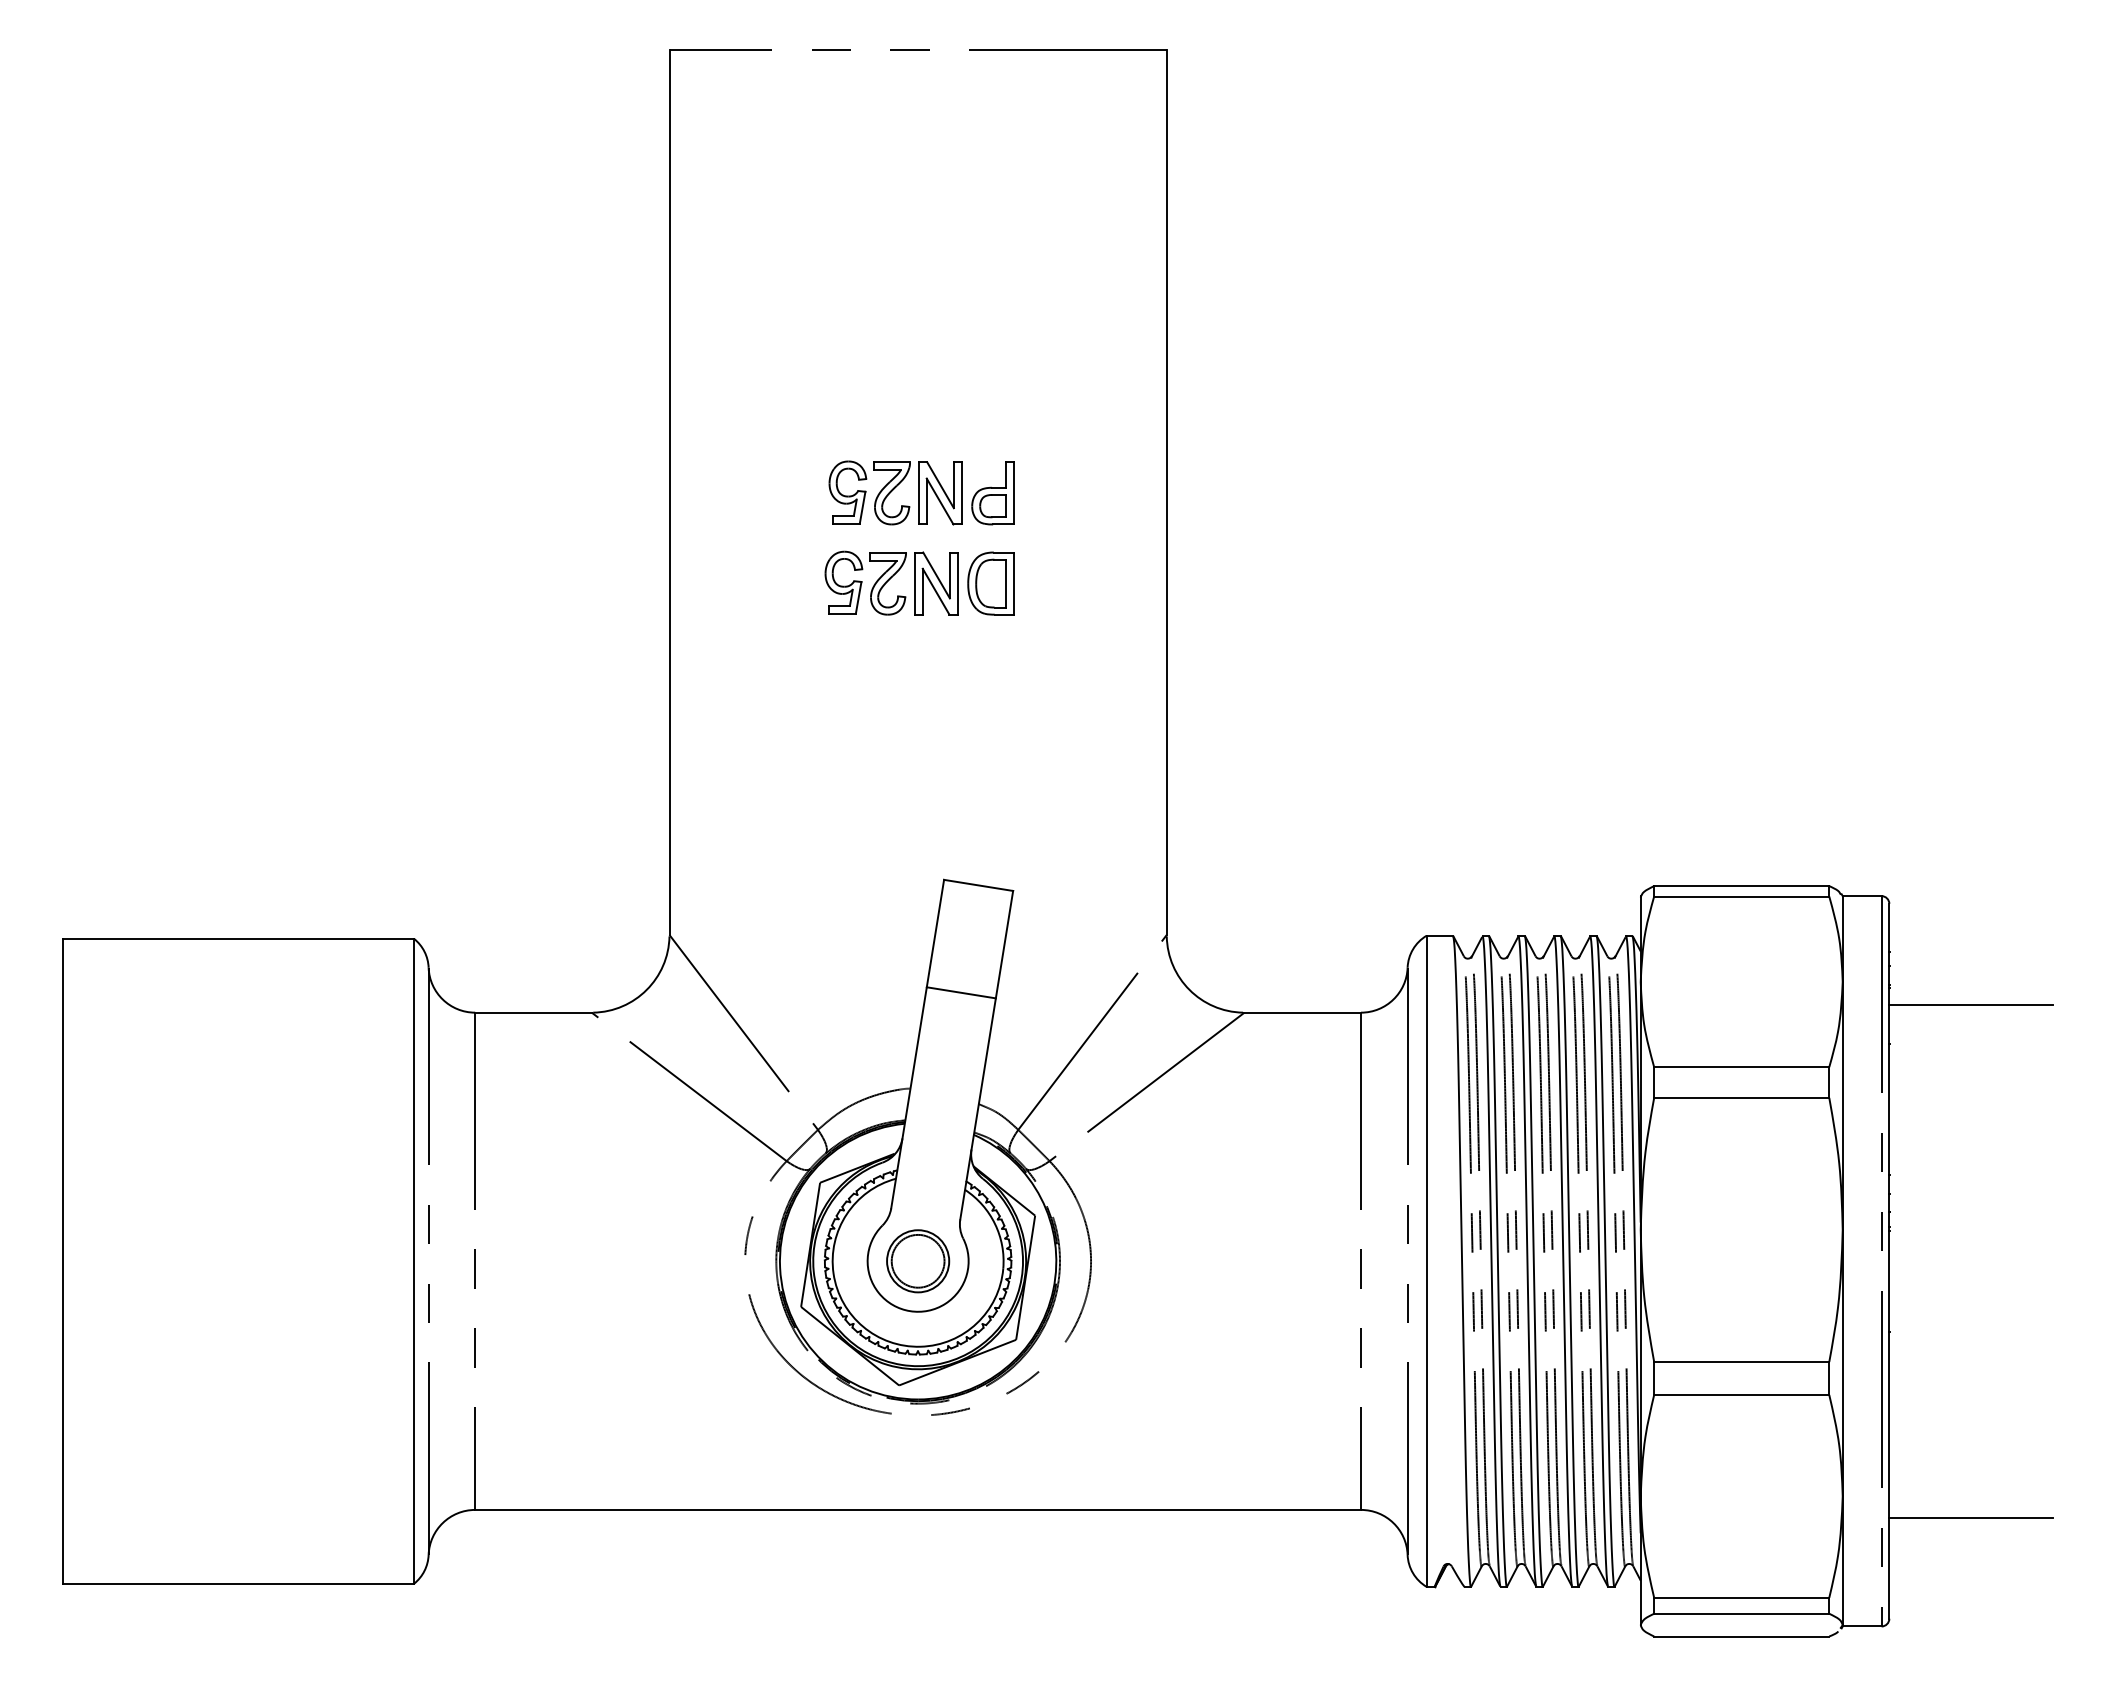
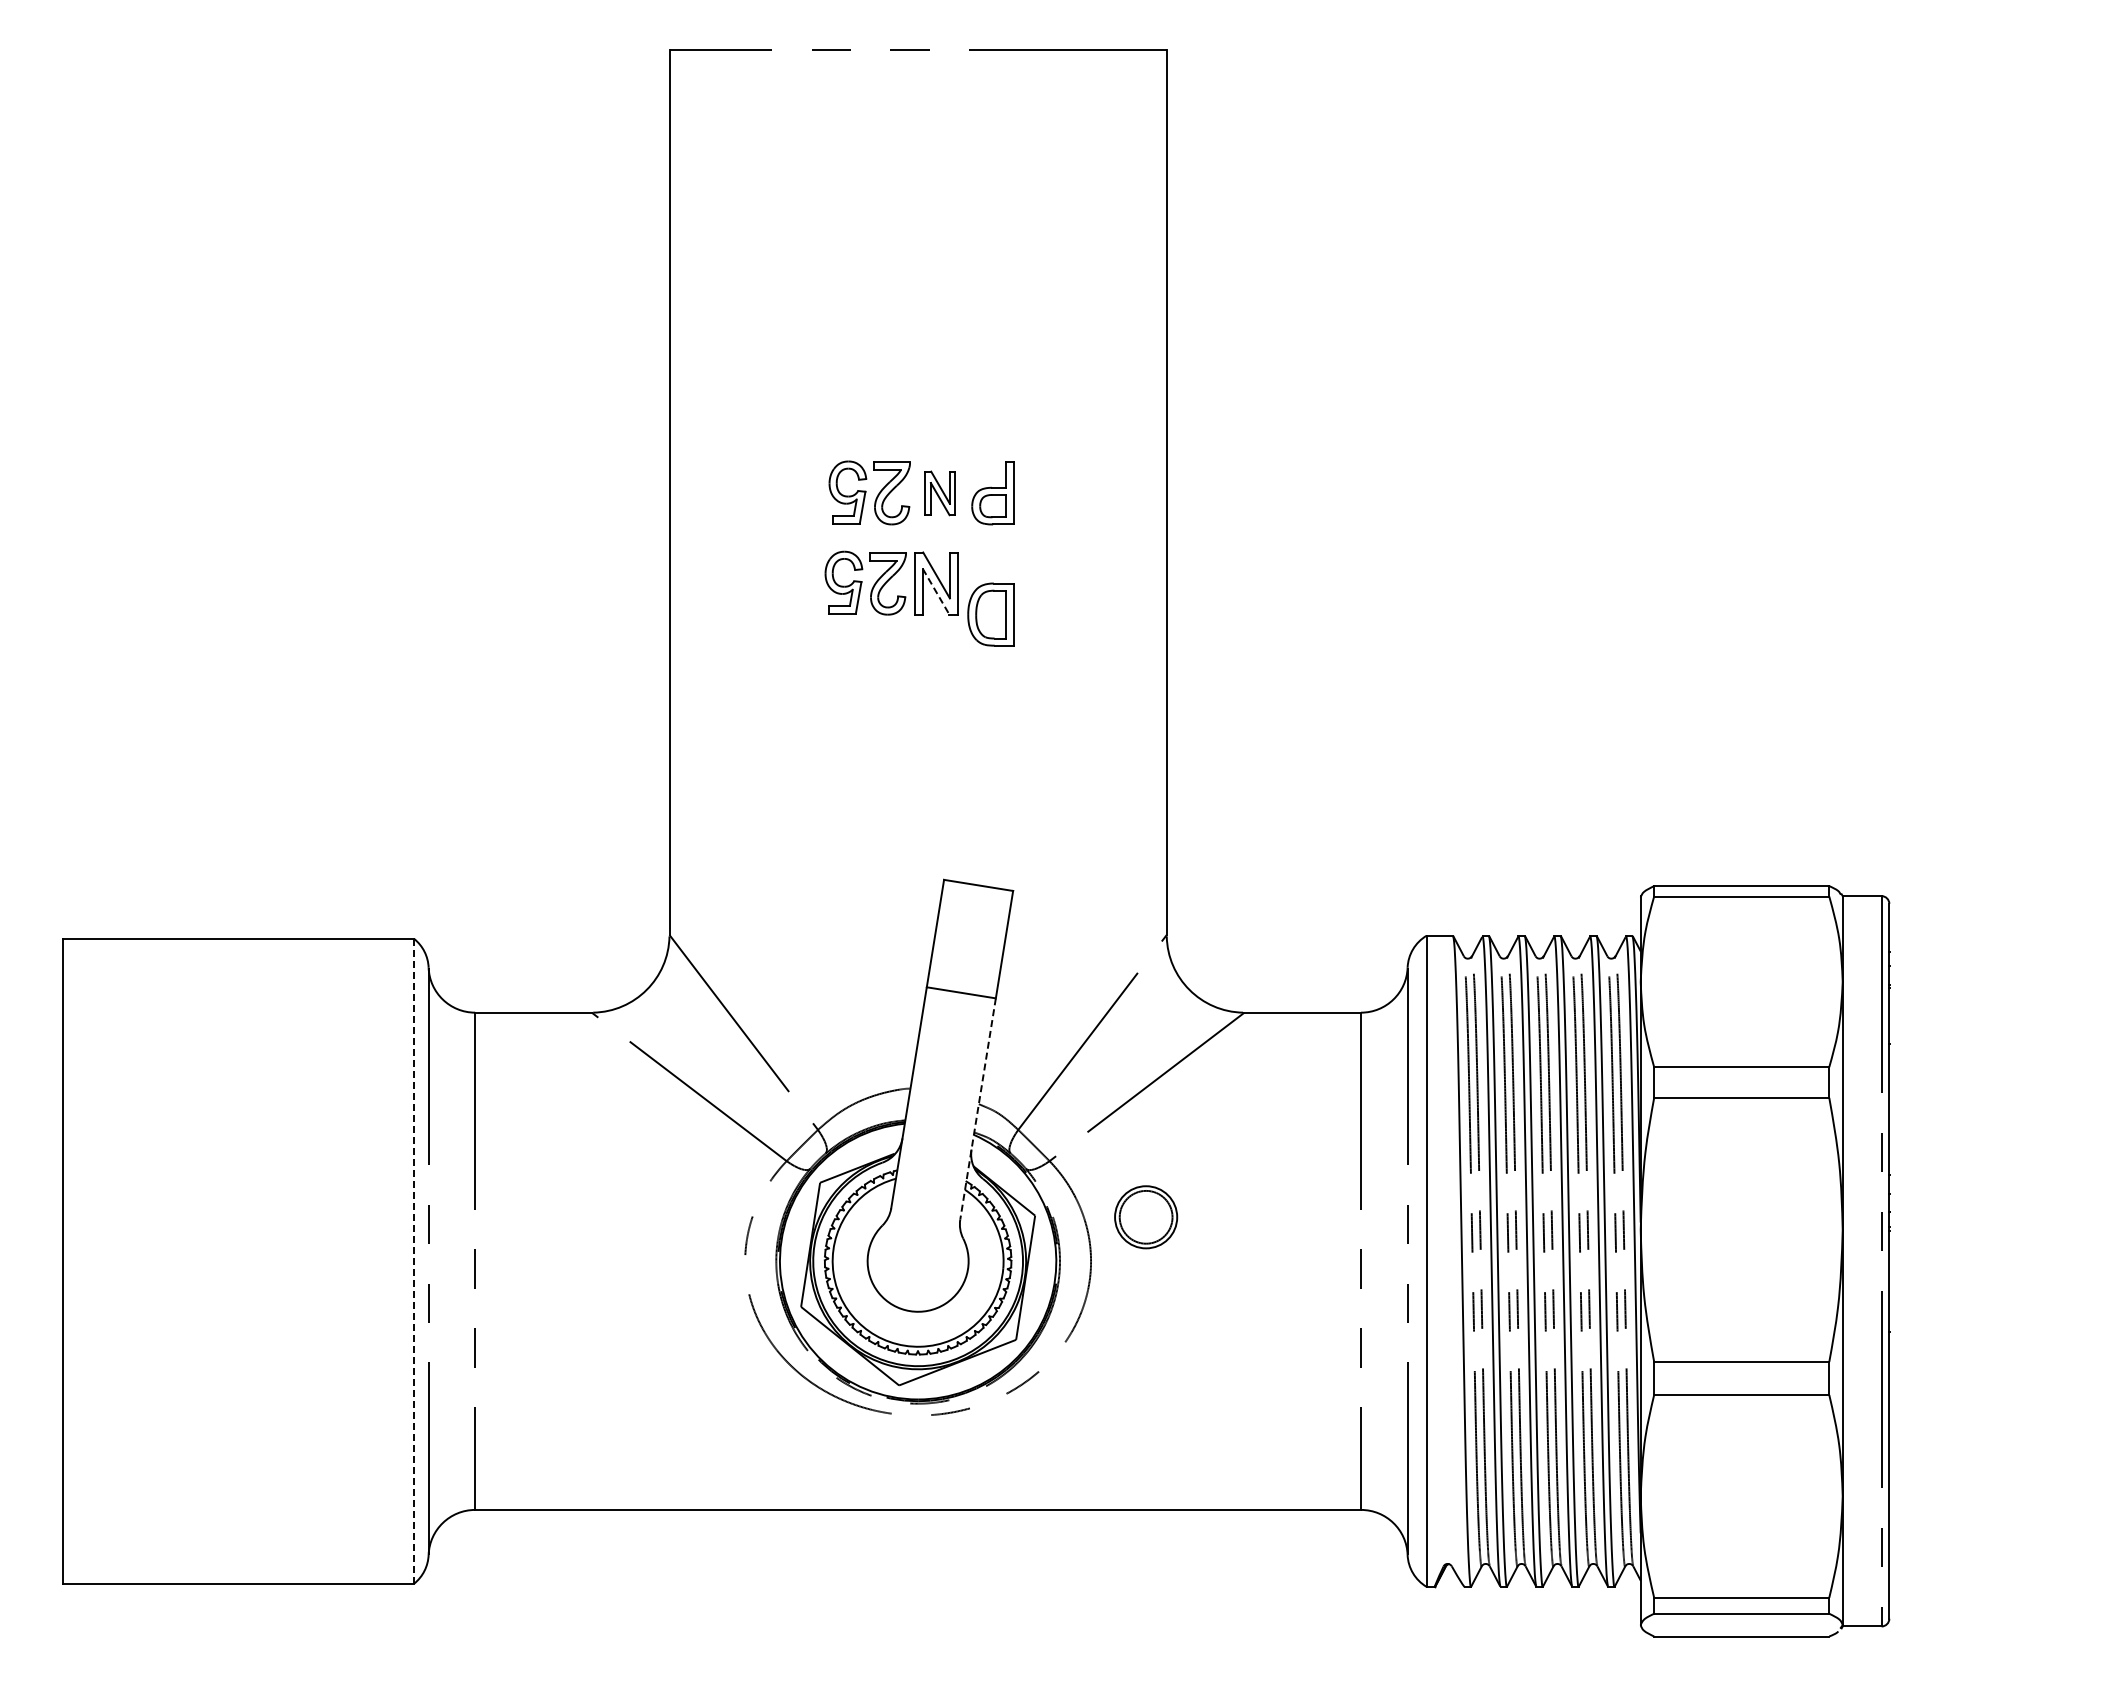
part size: 45x65 px -> 32x47 px (939, 493)
part position: (990, 583) -> (990, 614) (990, 614)
line: solid -> dashed (936, 591)
line: present -> none (1970, 1004)
line: solid -> dashed (977, 1109)
line: solid -> dashed (414, 1261)
part position: (918, 1261) -> (1146, 1217) (1146, 1217)
line: present -> none (1970, 1517)
